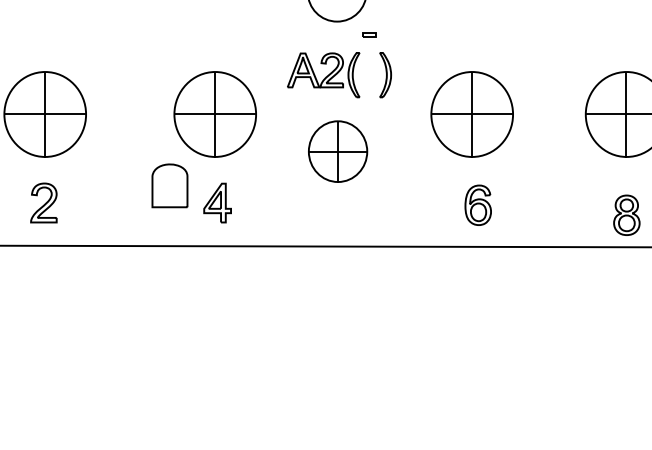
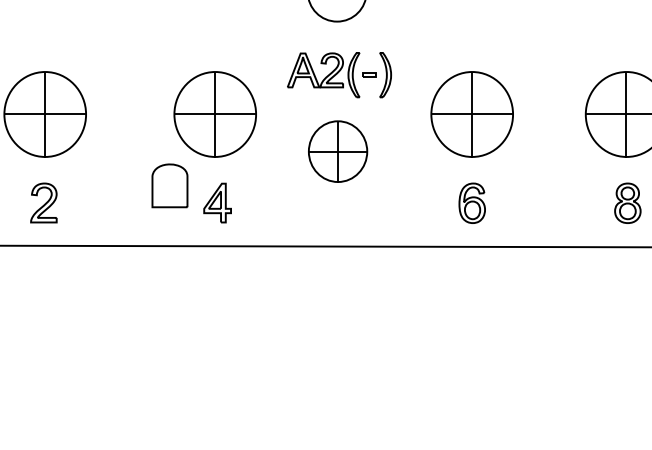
part position: (369, 34) -> (369, 74) (369, 74)
part position: (477, 204) -> (471, 202) (471, 202)
part position: (626, 214) -> (627, 202) (627, 202)
